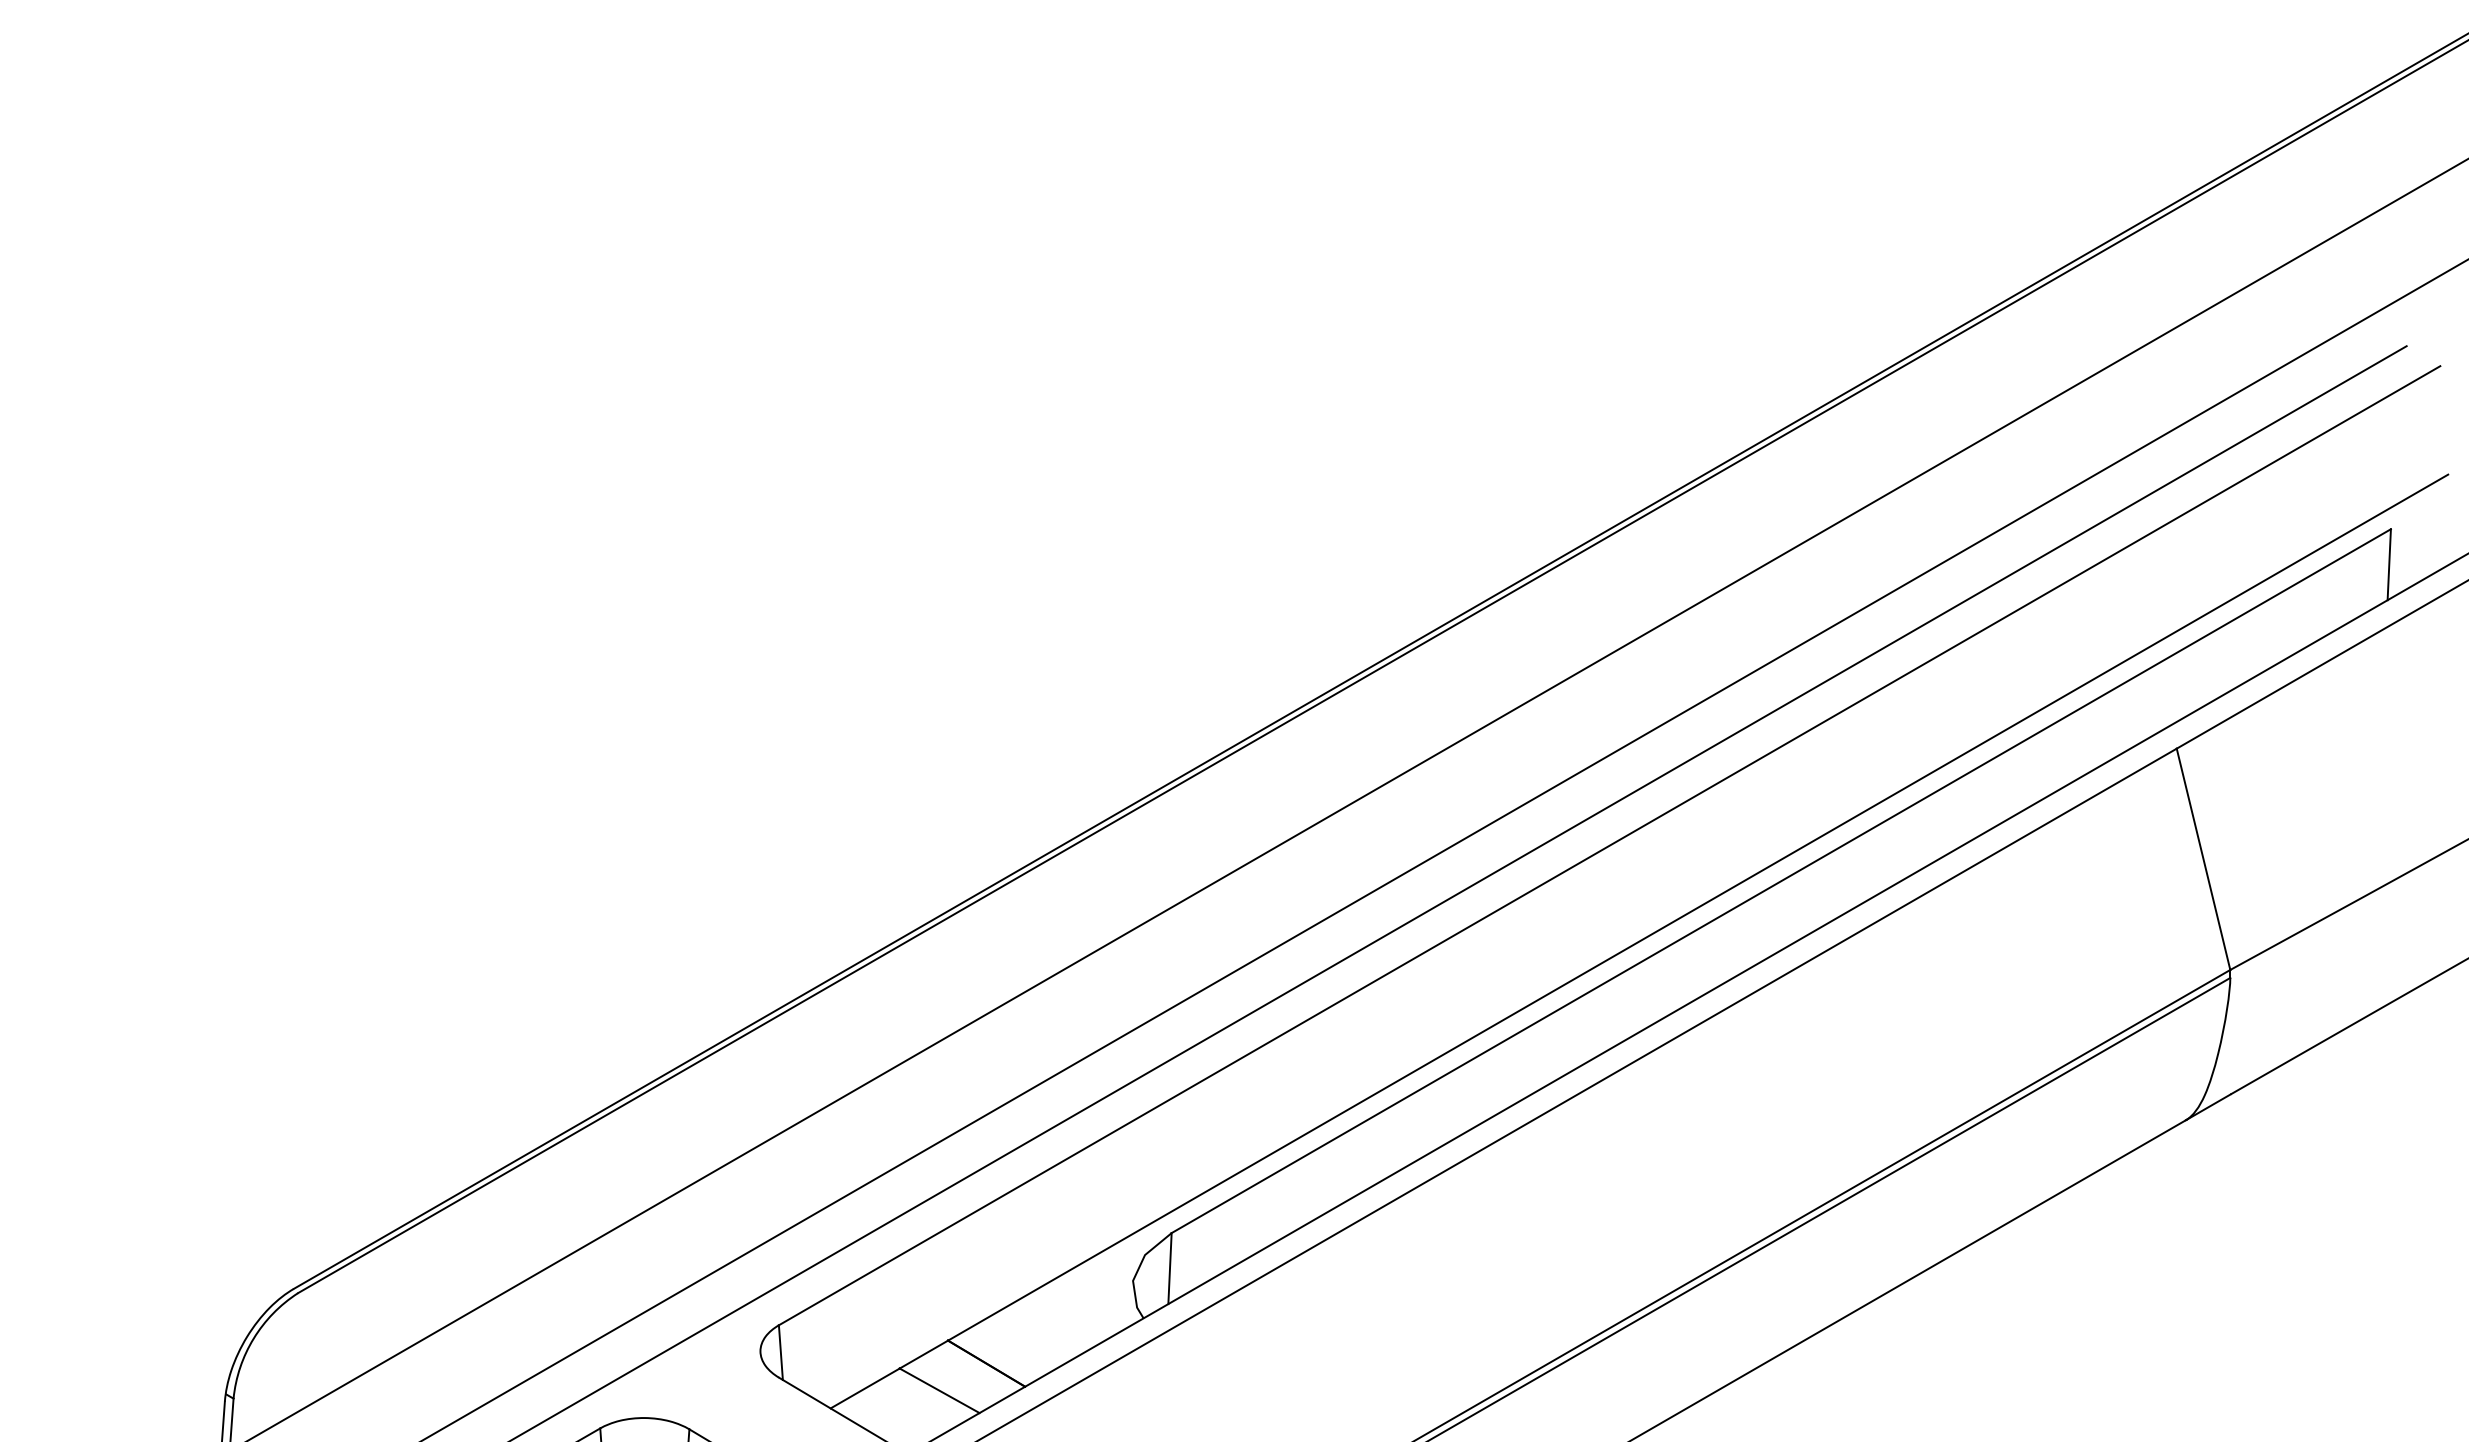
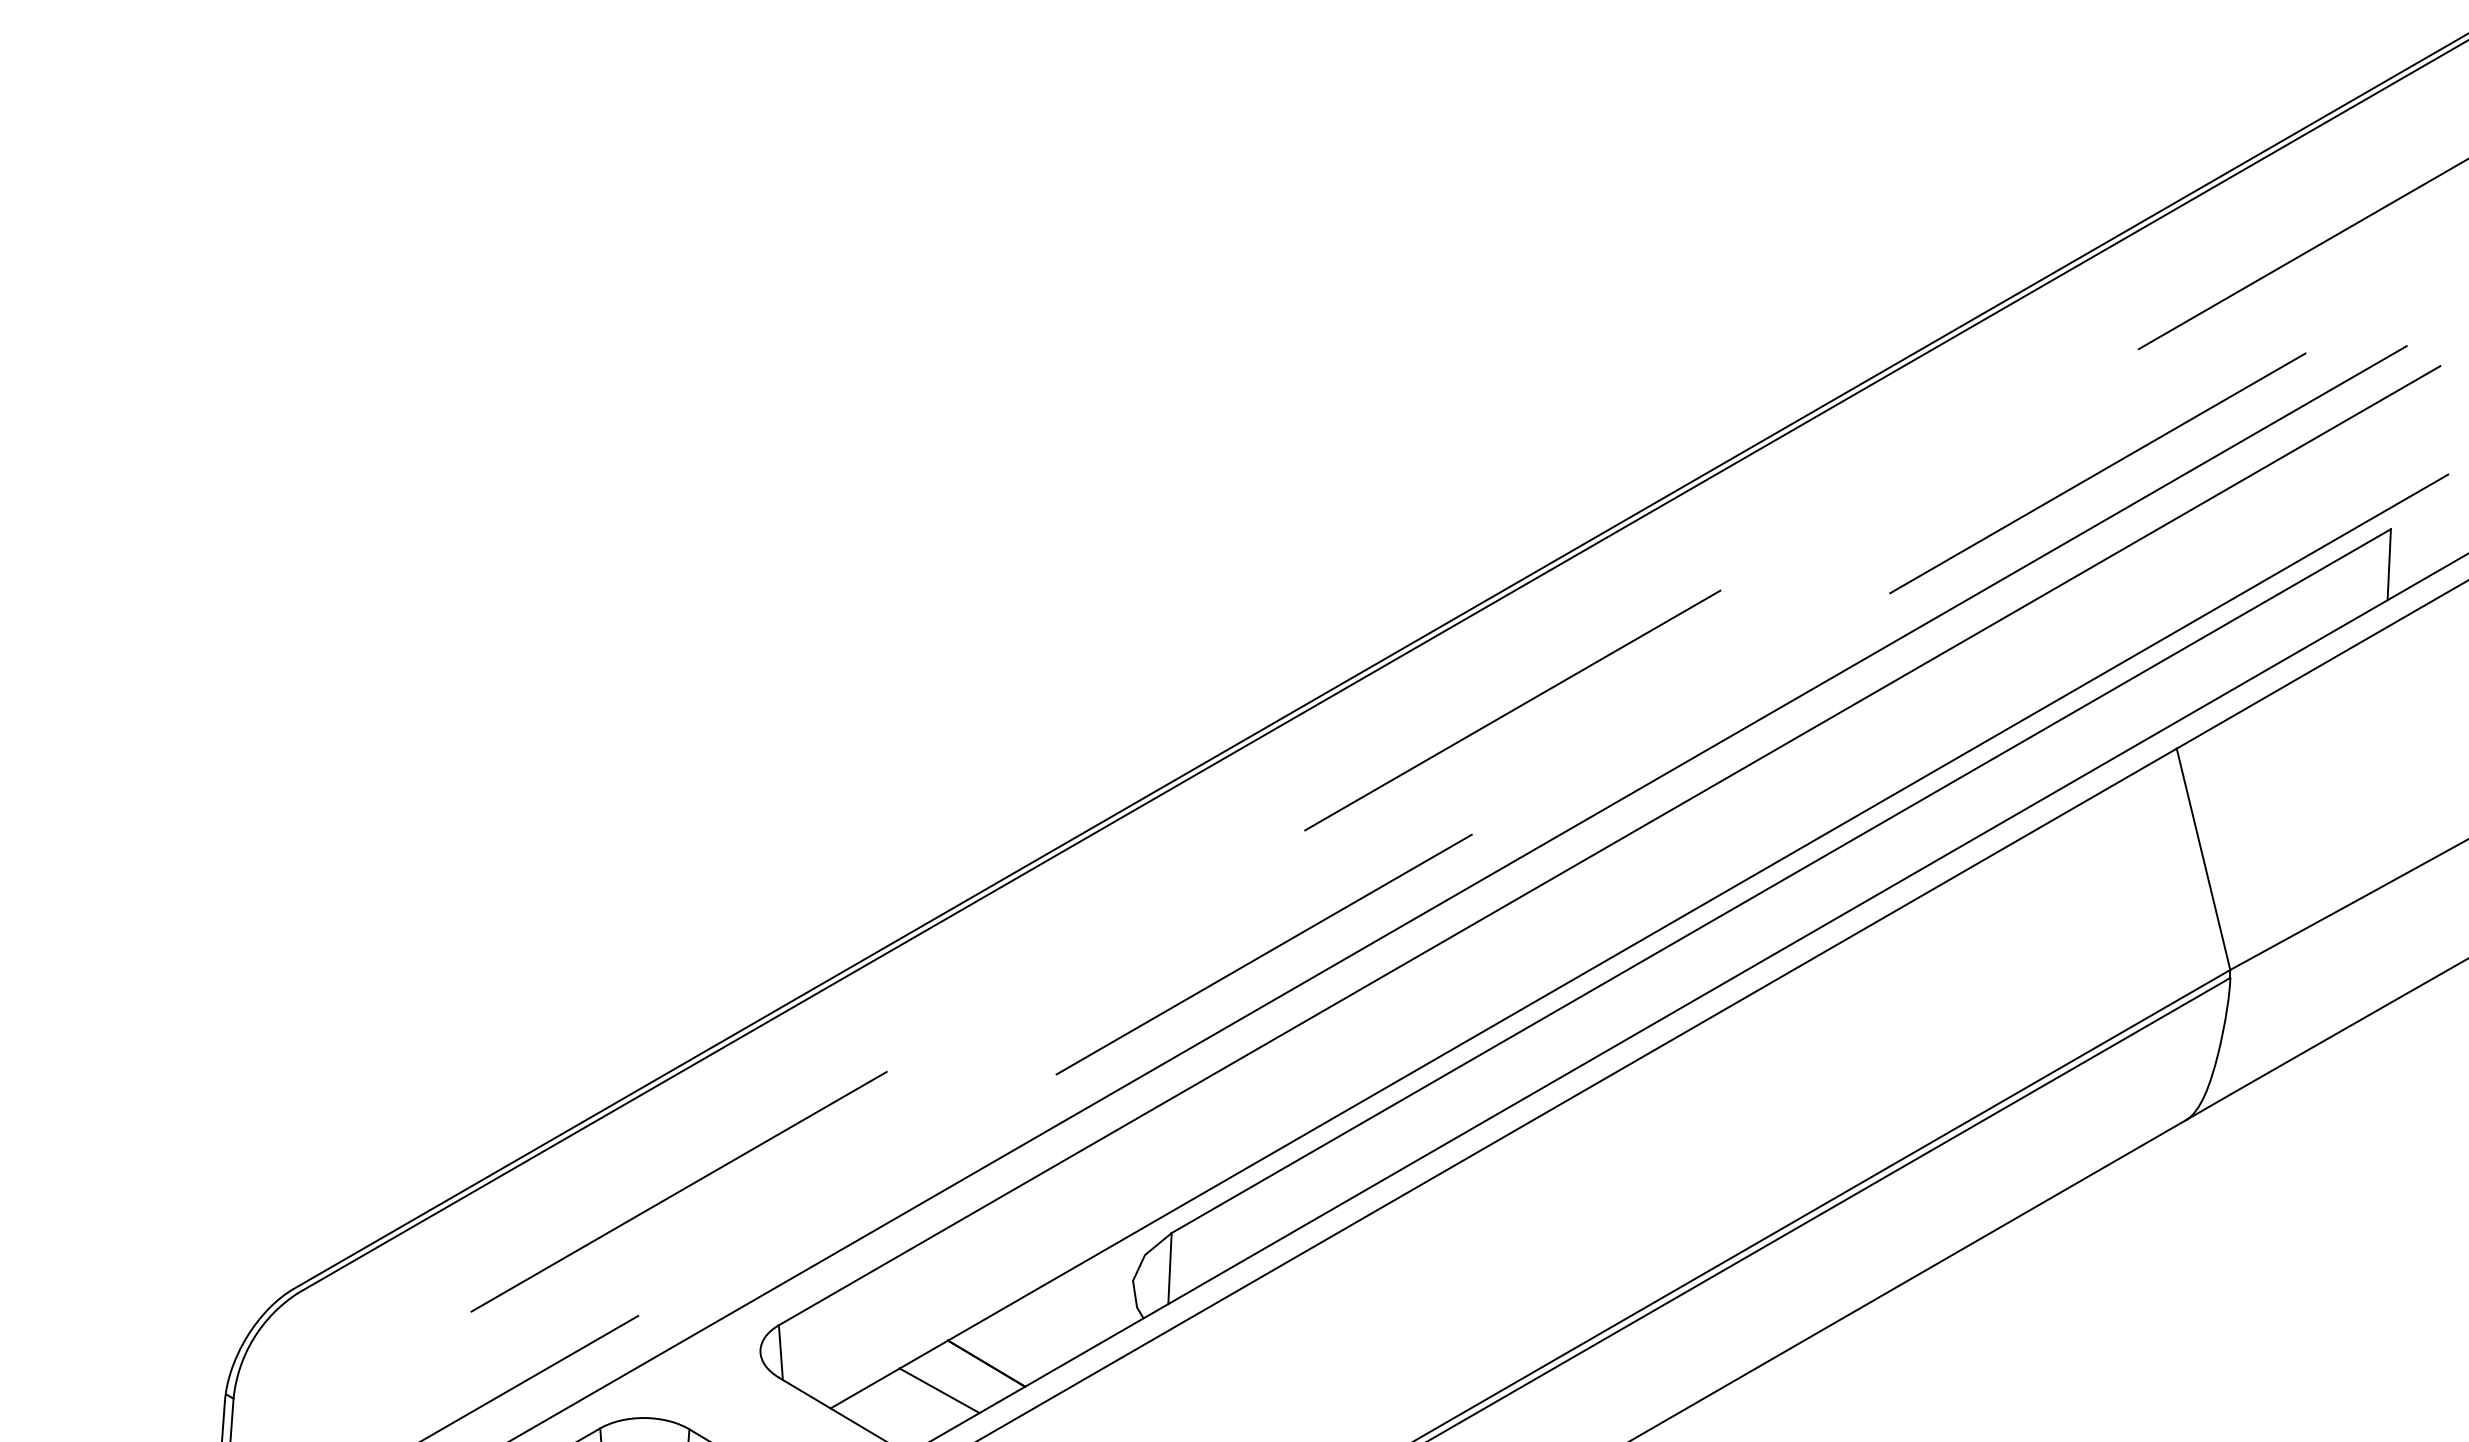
line: solid -> dashed (1357, 800)
line: solid -> dashed (1444, 850)
